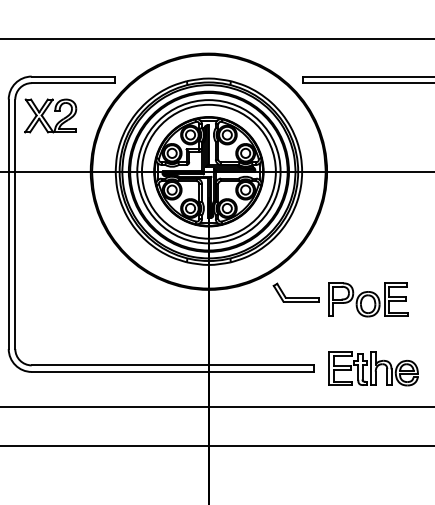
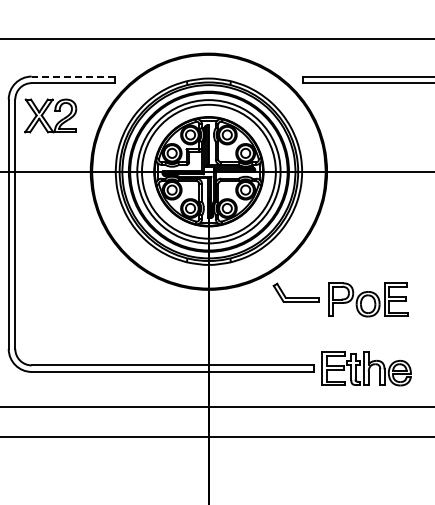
line: solid -> dashed (73, 76)
part position: (373, 368) -> (366, 368) (366, 368)
line position: (216, 446) -> (216, 437) (216, 437)
